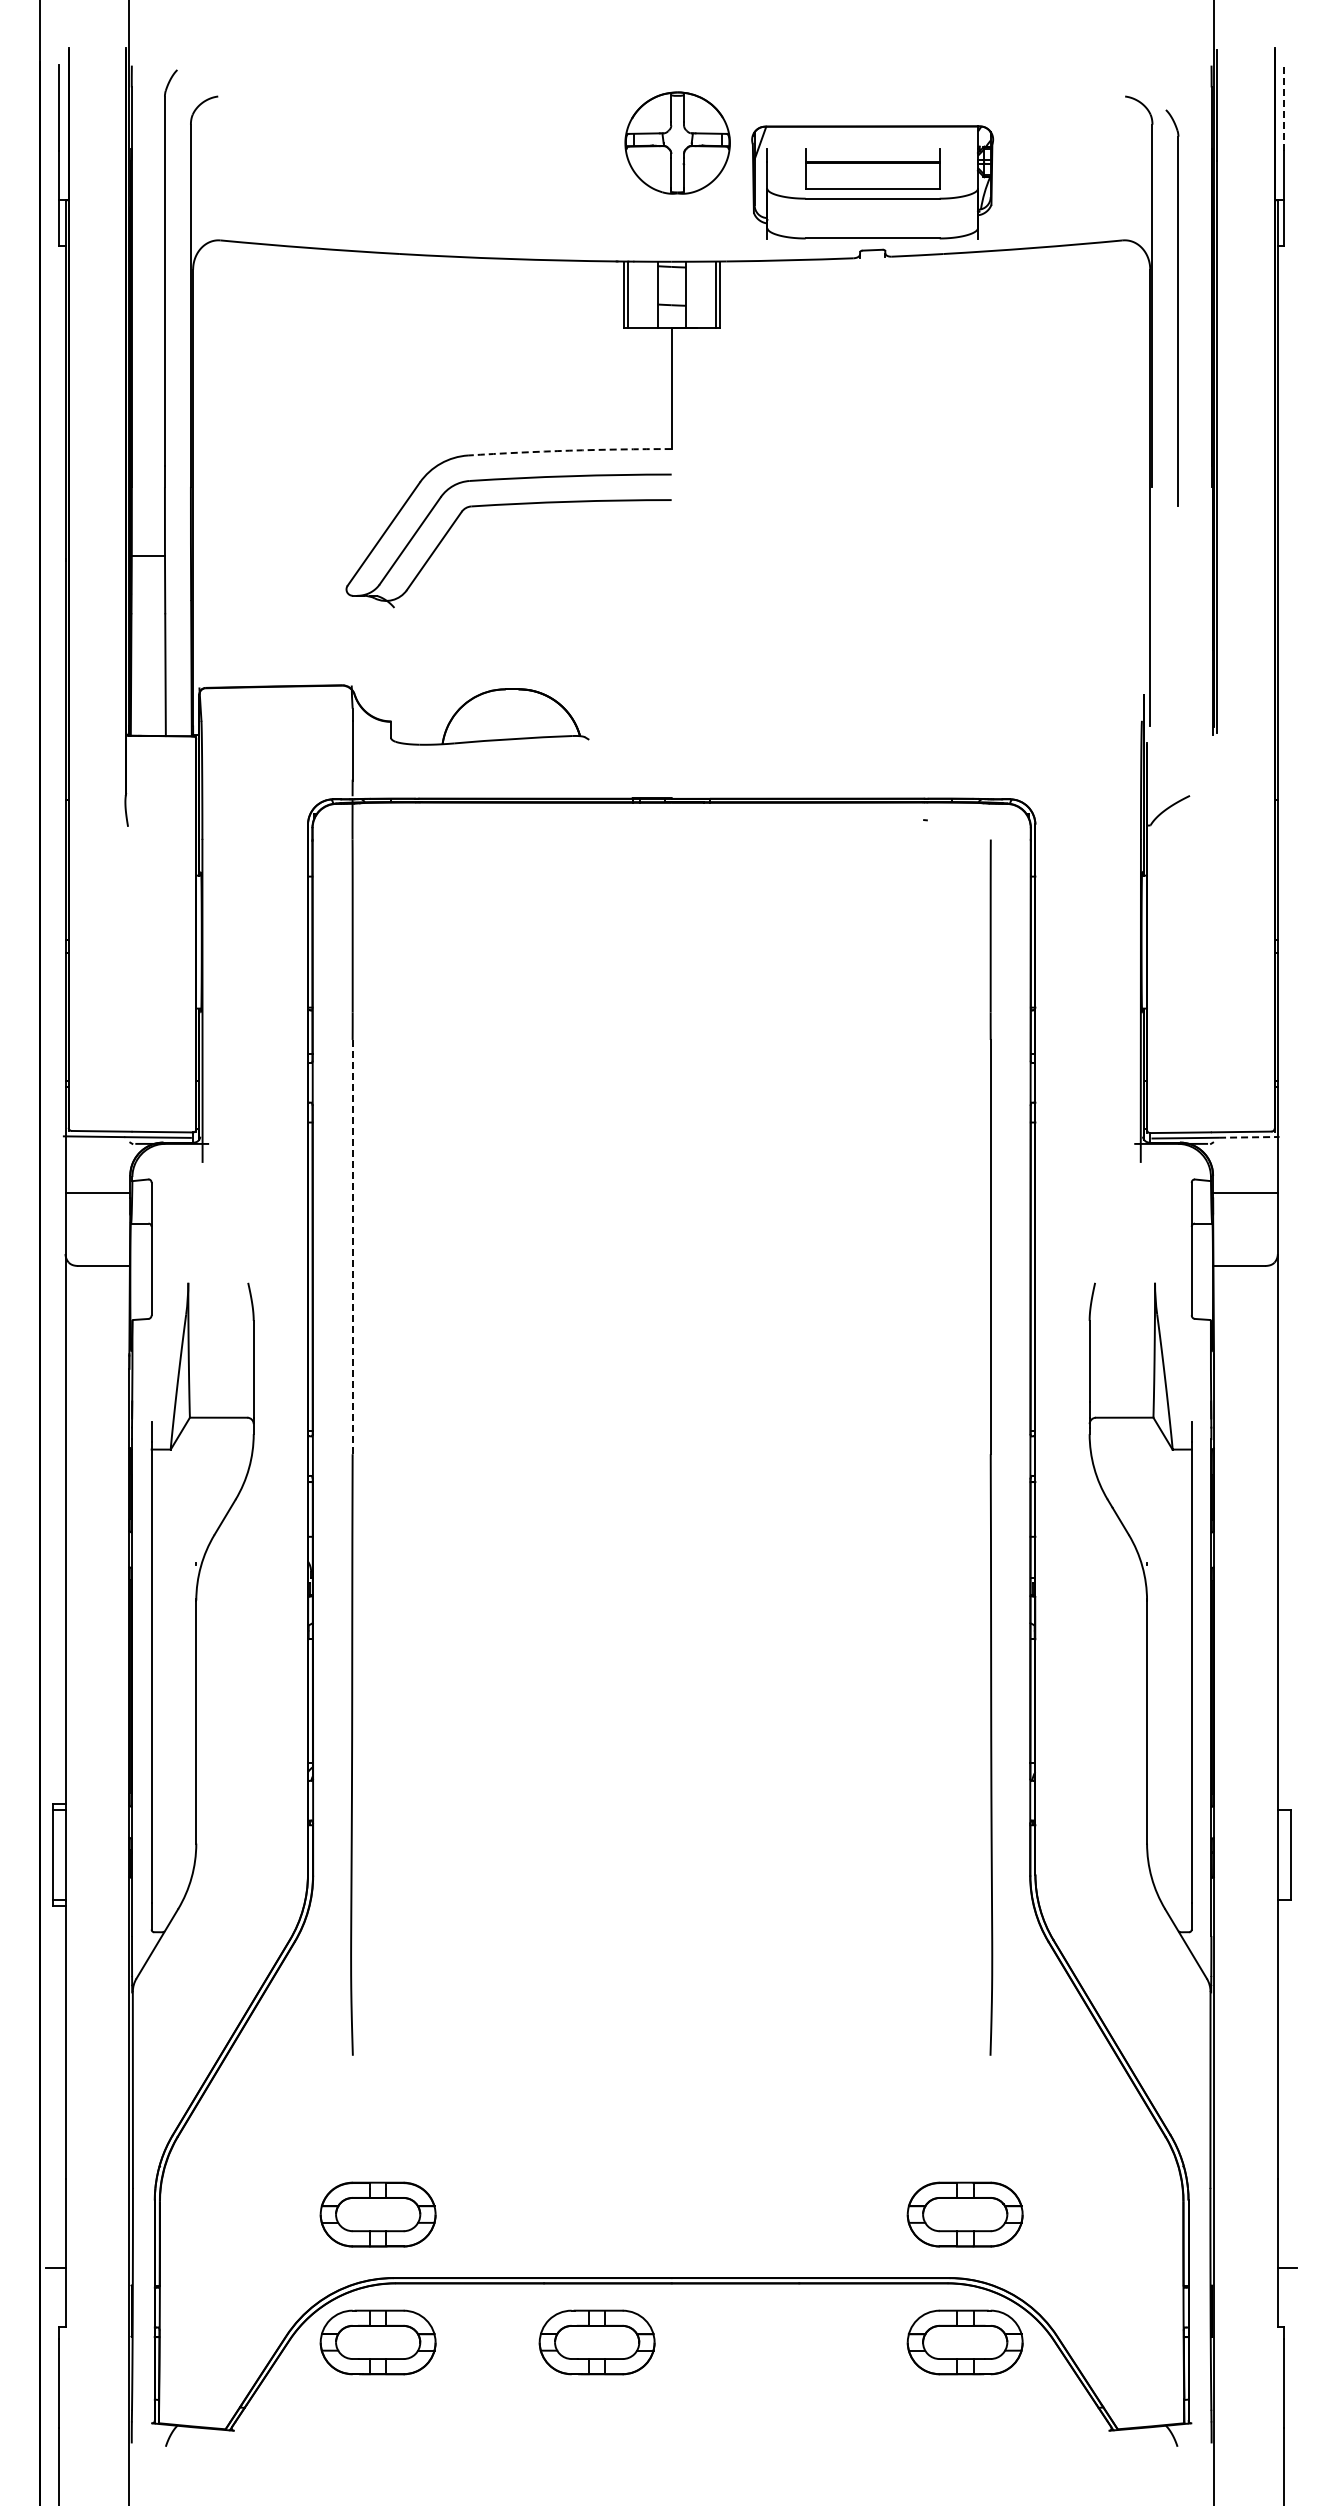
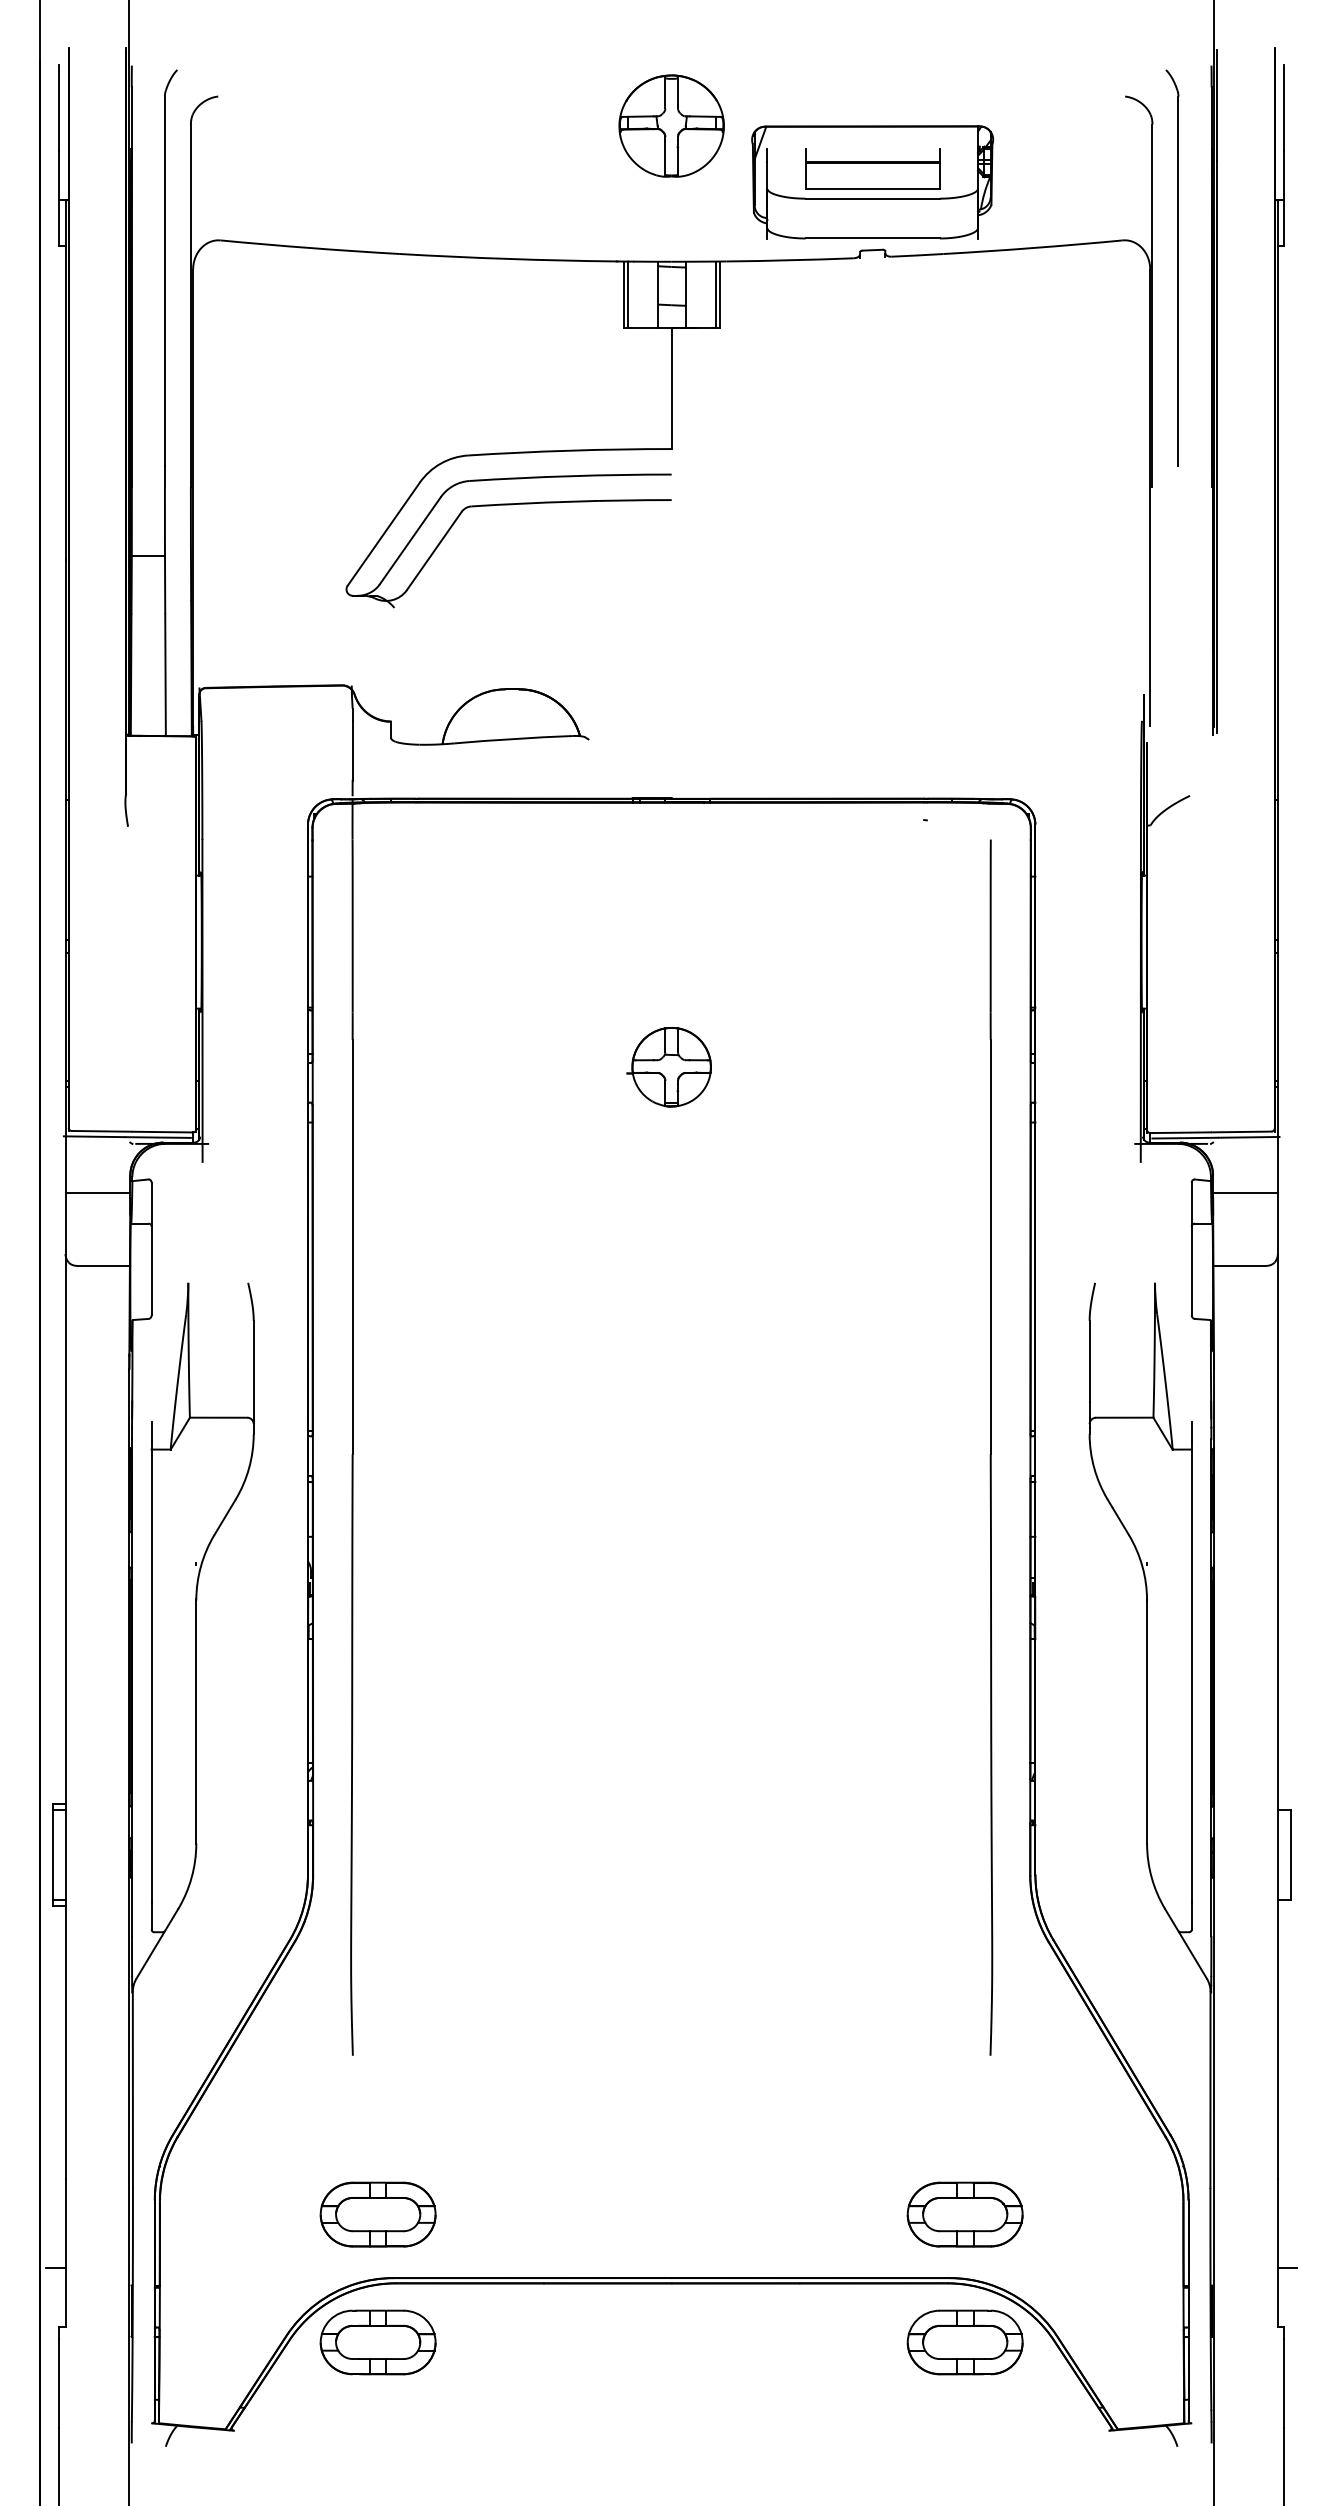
line: dashed -> solid (1284, 108)
part position: (677, 142) -> (671, 125) (671, 125)
part position: (1172, 307) -> (1172, 267) (1172, 267)
arc: dashed -> solid (569, 450)
part: none -> present (668, 1067)
line: dashed -> solid (1249, 1137)
line: dashed -> solid (352, 1247)
part: present -> none (596, 2342)
